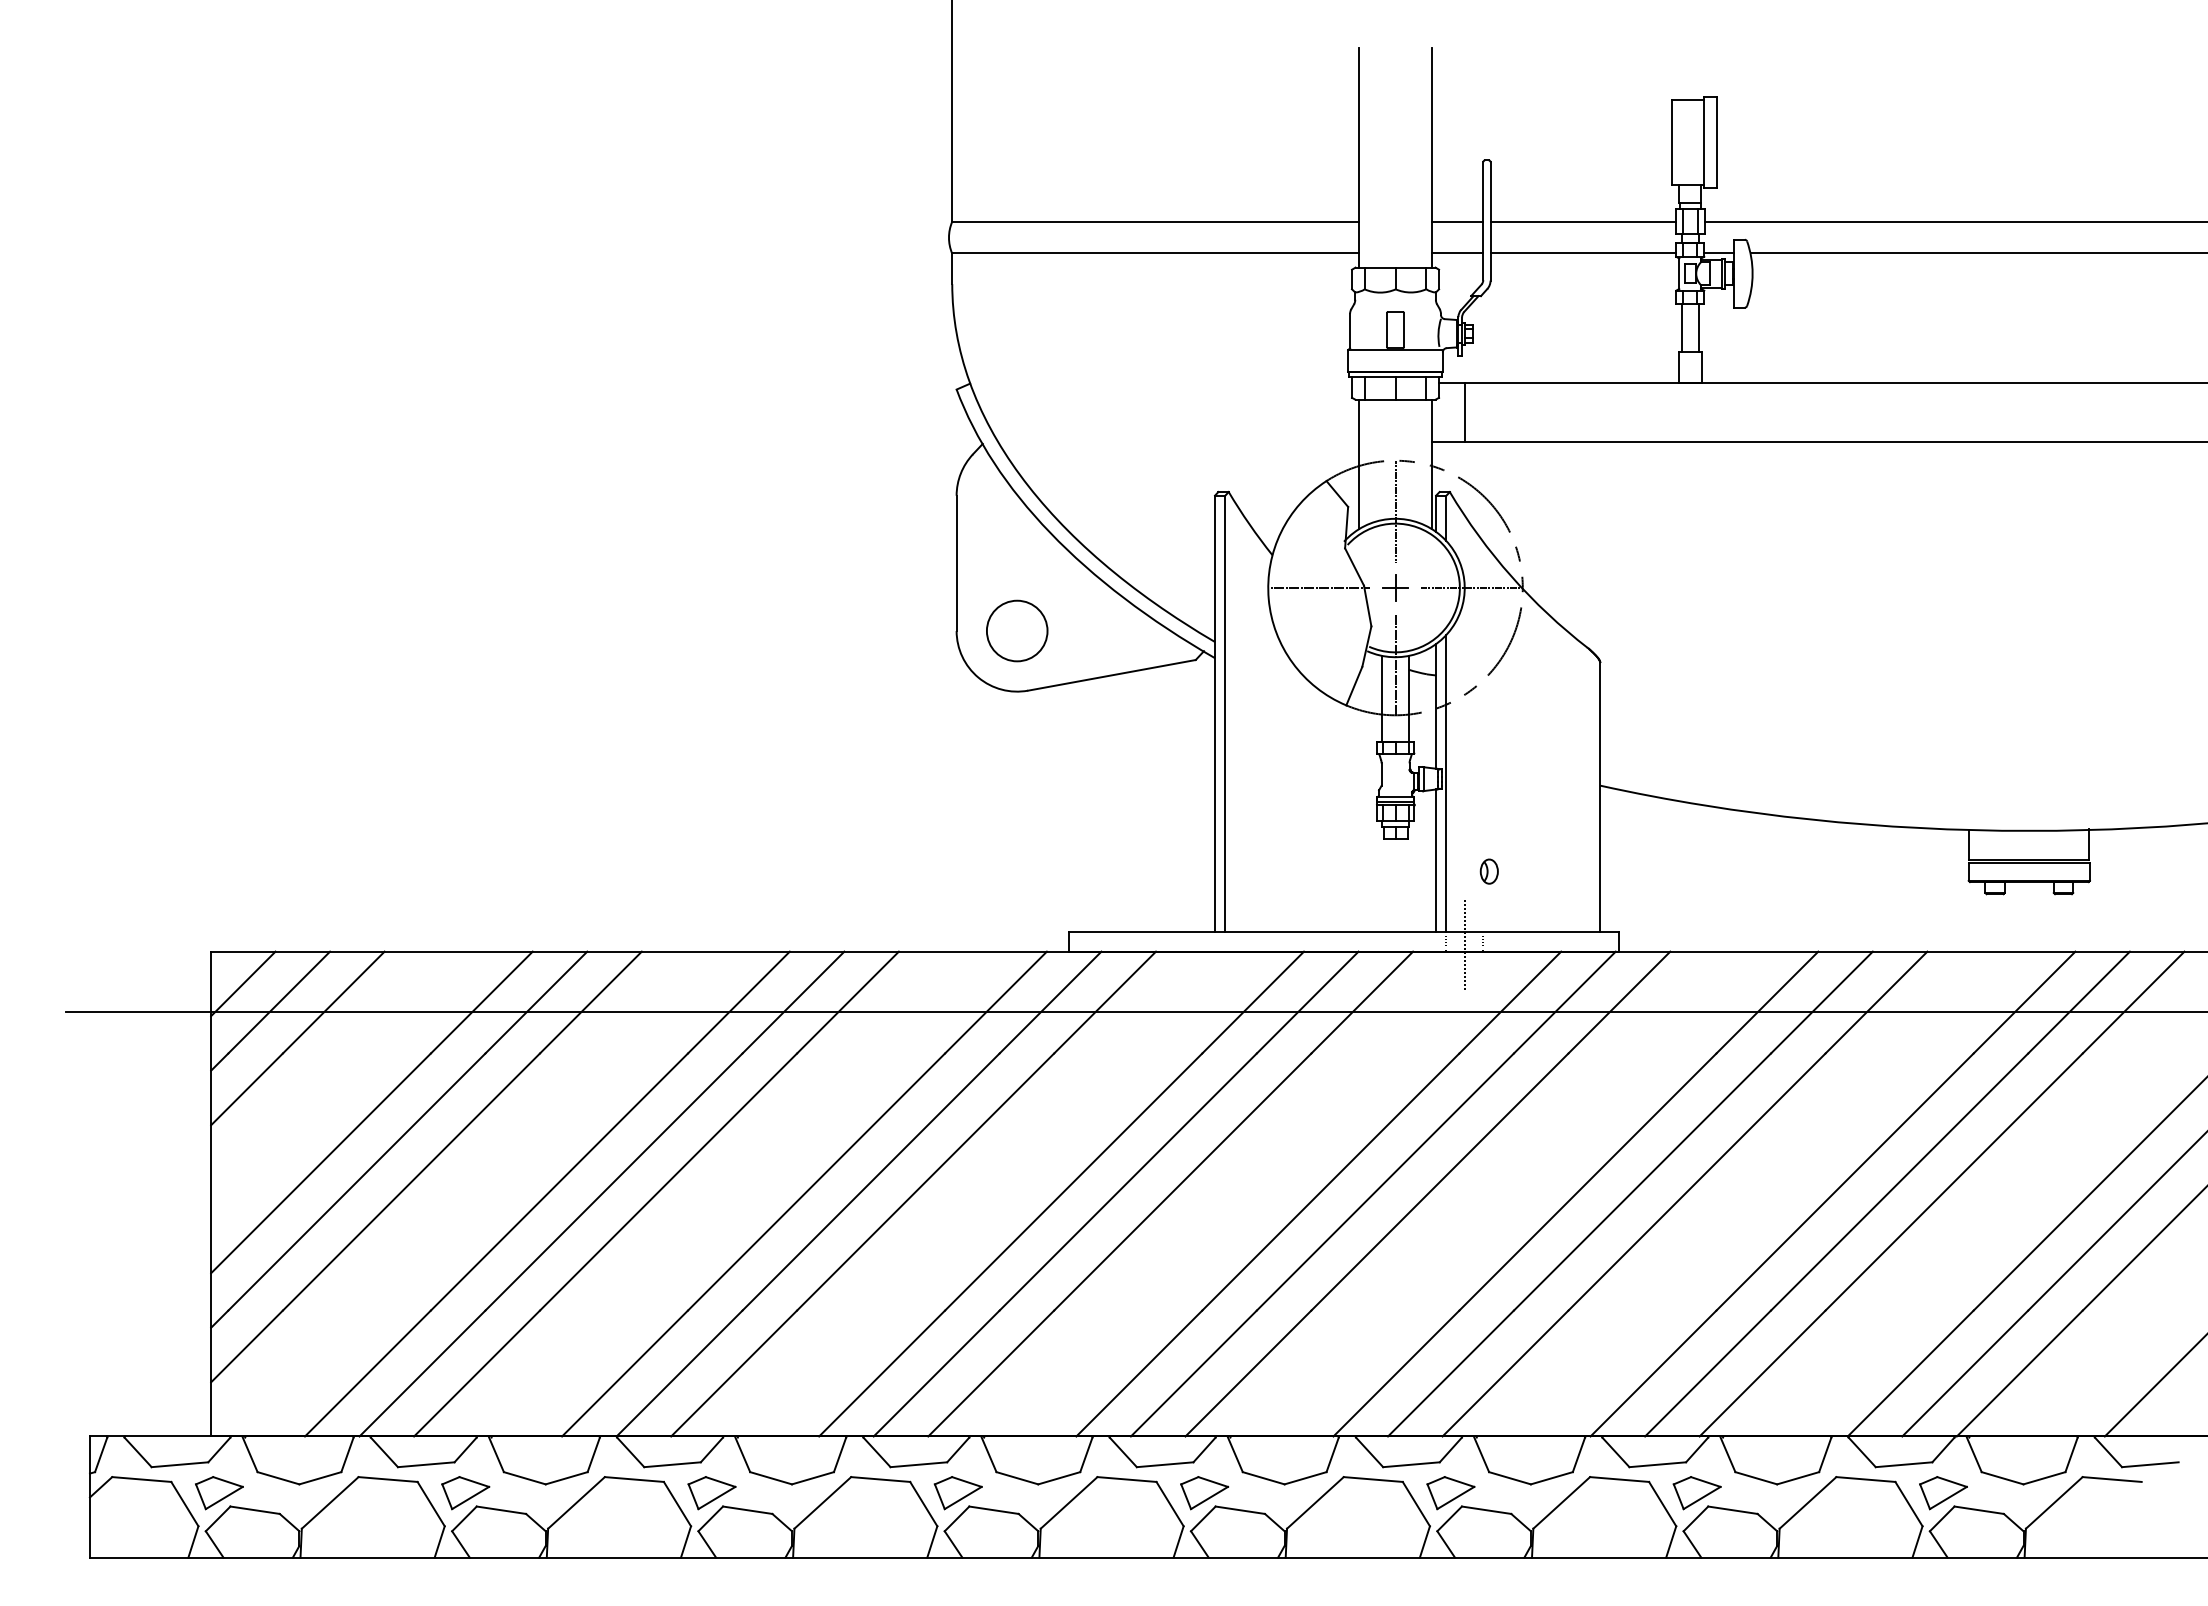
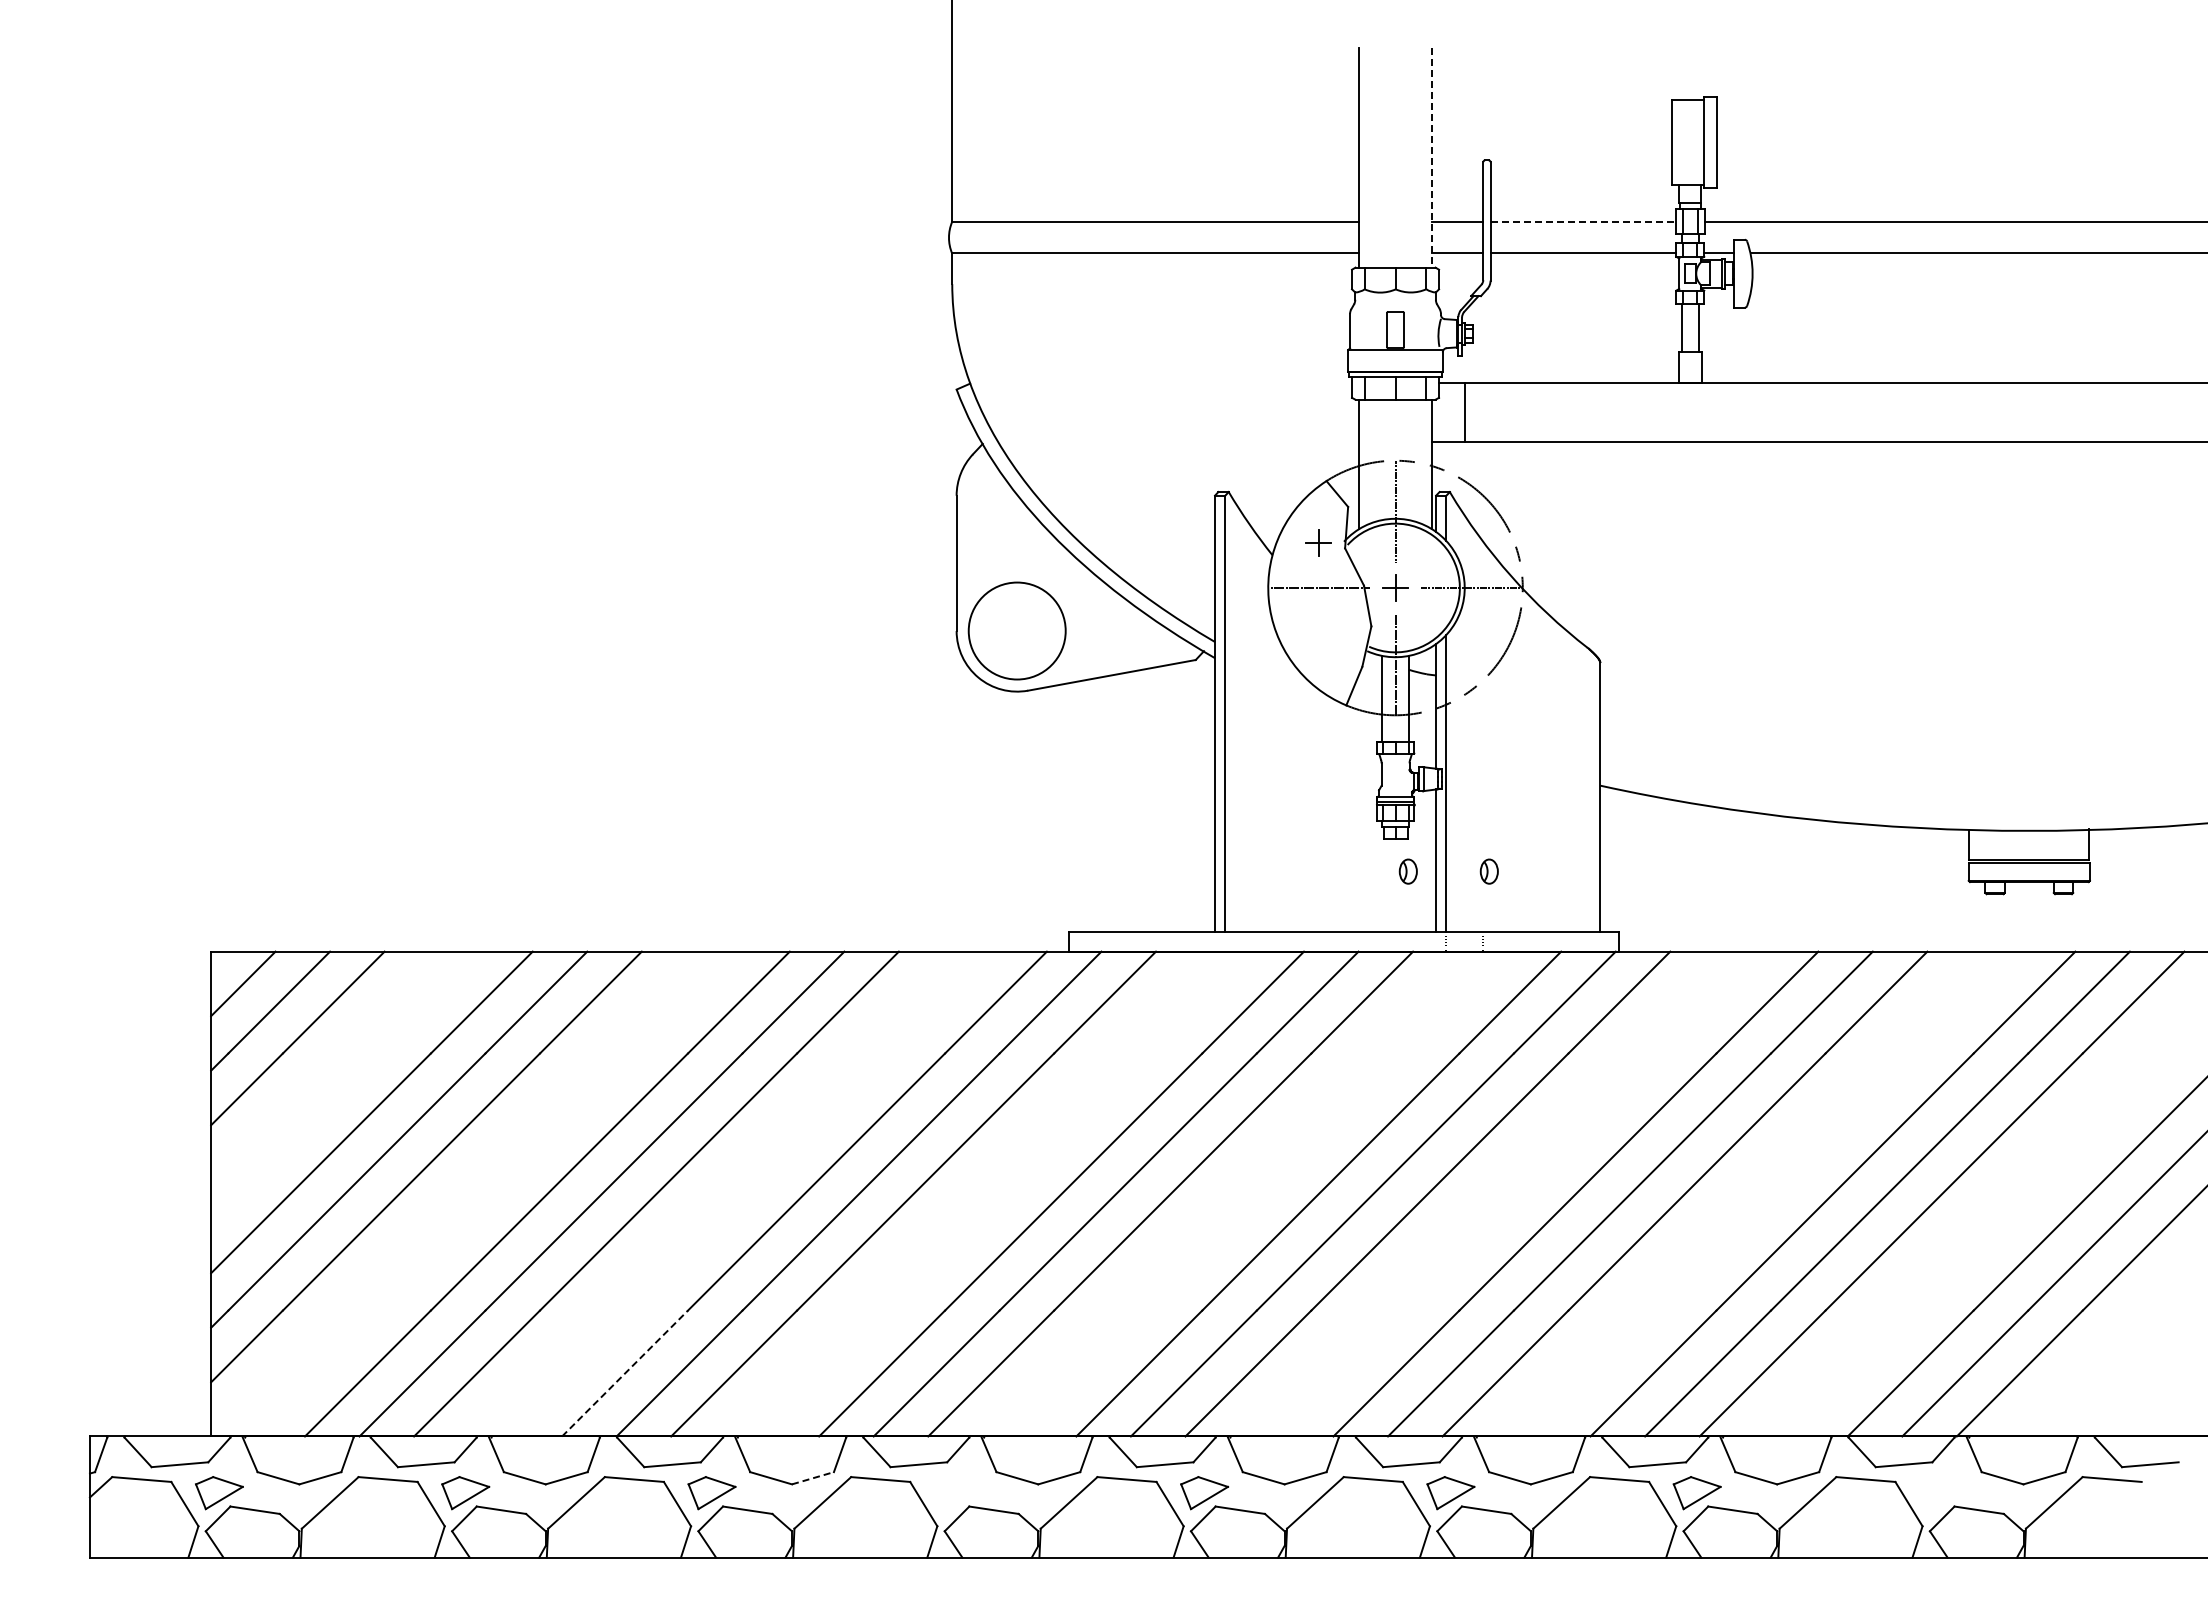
line: solid -> dashed (1432, 157)
line: solid -> dashed (1583, 221)
part: none -> present (1318, 542)
circle diameter: 61 px -> 97 px (1016, 630)
part: none -> present (1407, 871)
line: present -> none (1464, 945)
line: present -> none (1135, 1012)
line: solid -> dashed (625, 1373)
line: present -> none (2154, 1386)
line: solid -> dashed (812, 1478)
part: present -> none (957, 1493)
part: present -> none (1943, 1493)
